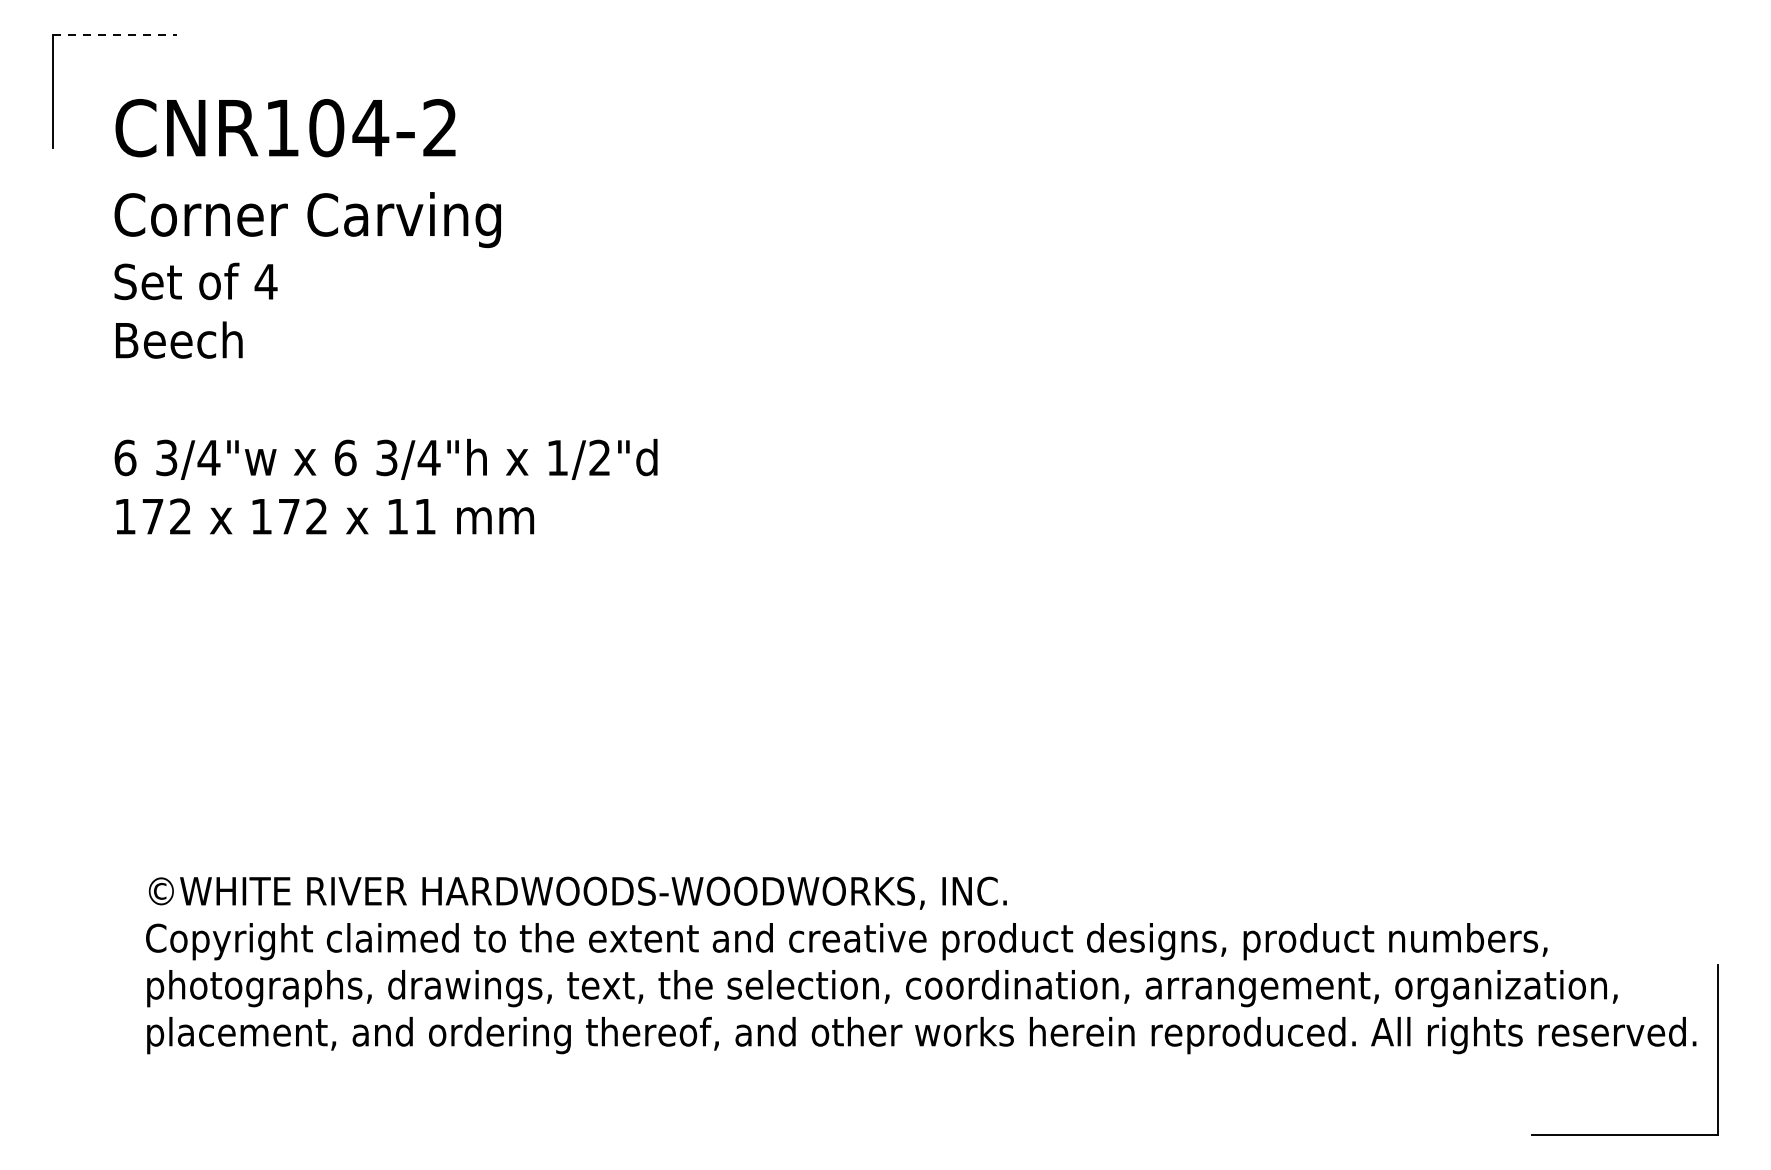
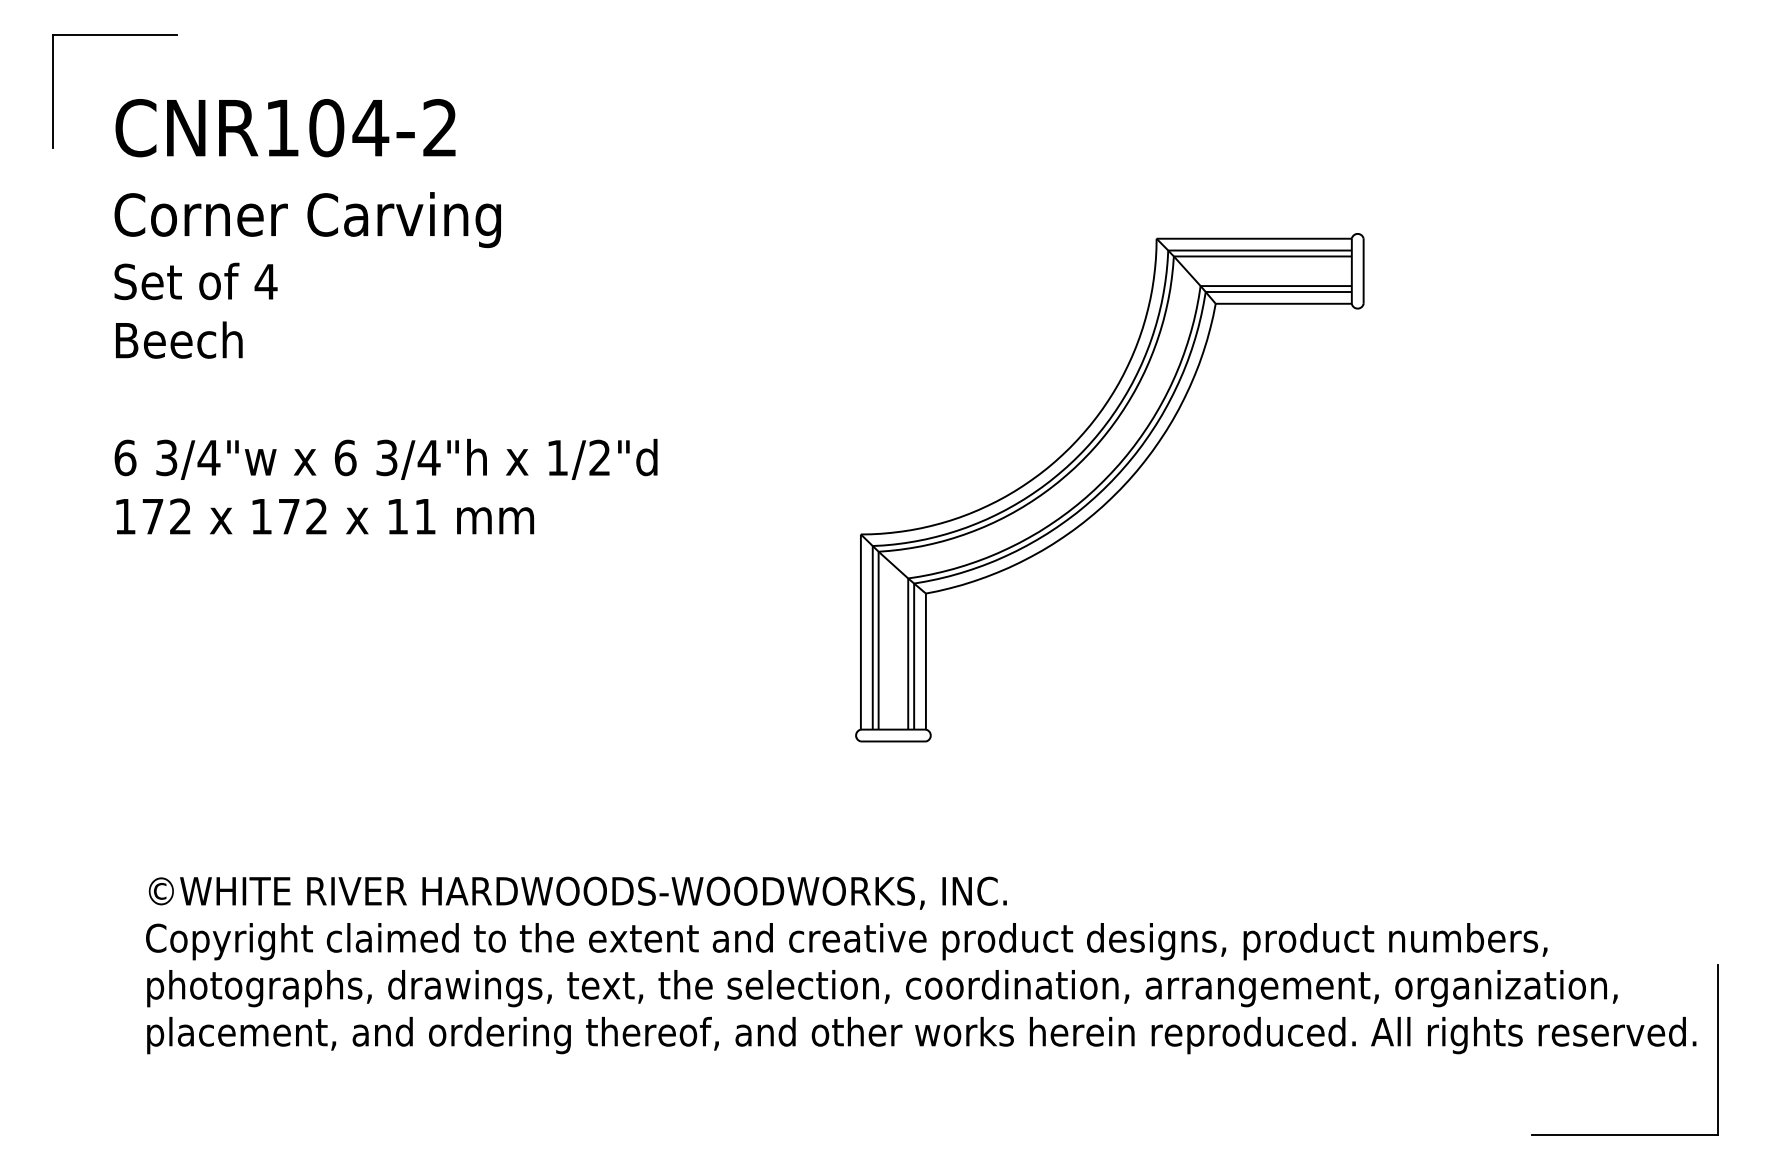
line: dashed -> solid (115, 35)
part: none -> present (1109, 487)
